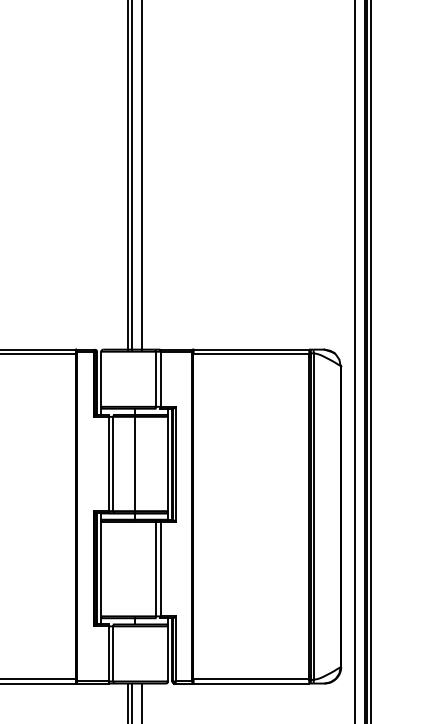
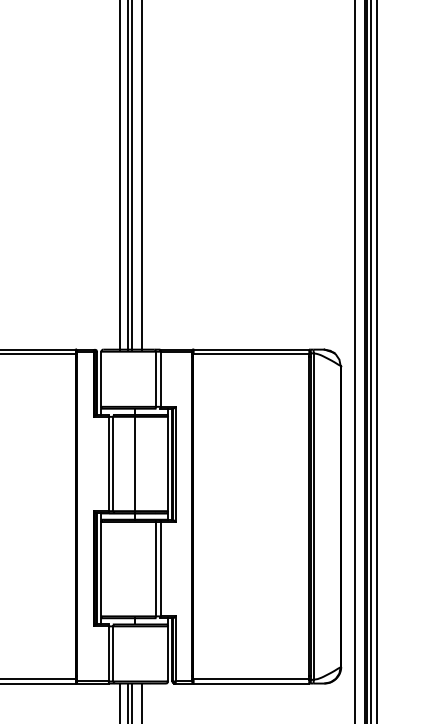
line: none -> present (119, 175)
line: none -> present (377, 361)
line: none -> present (119, 701)
